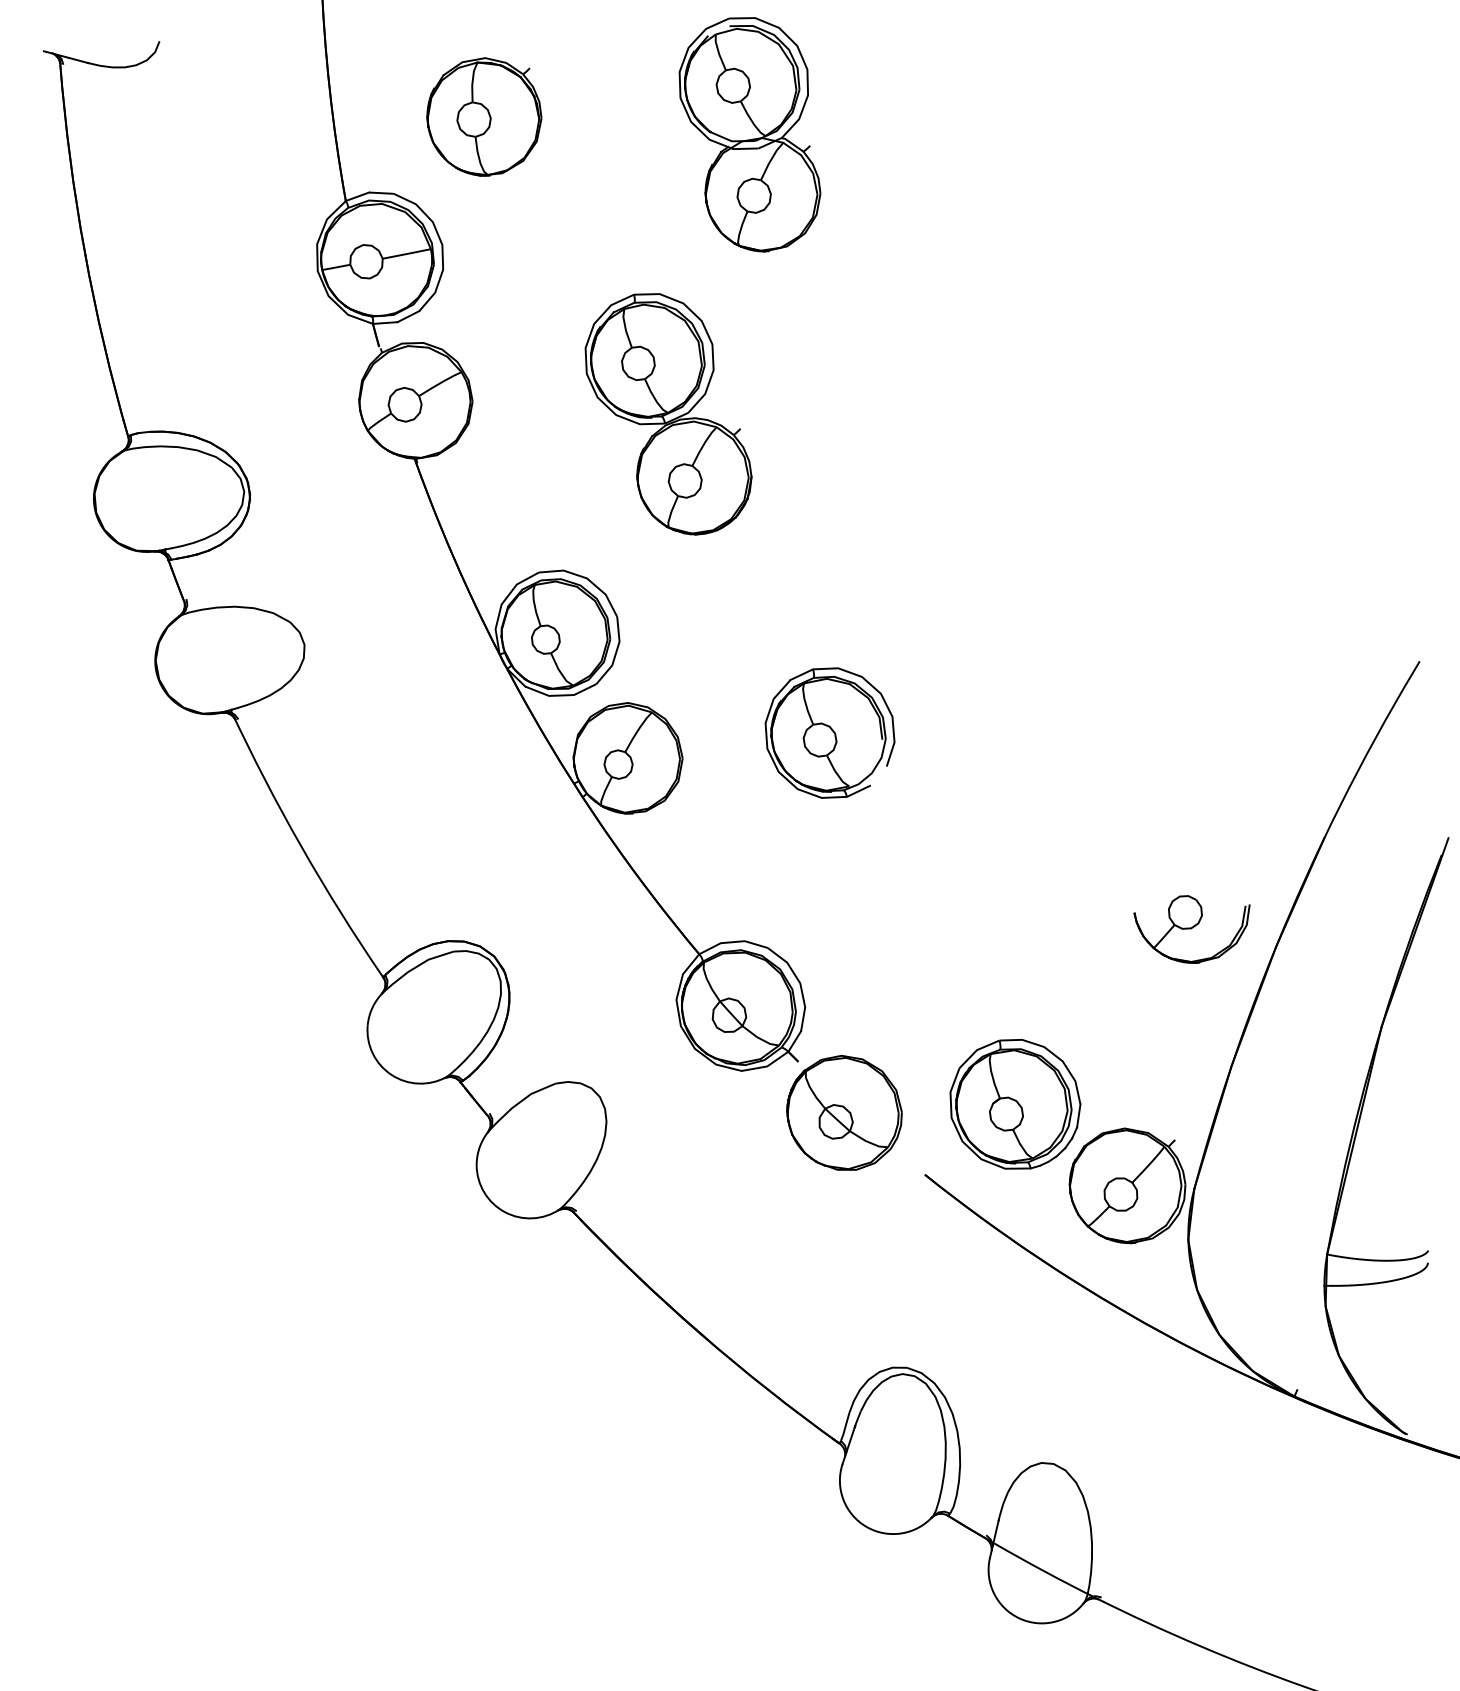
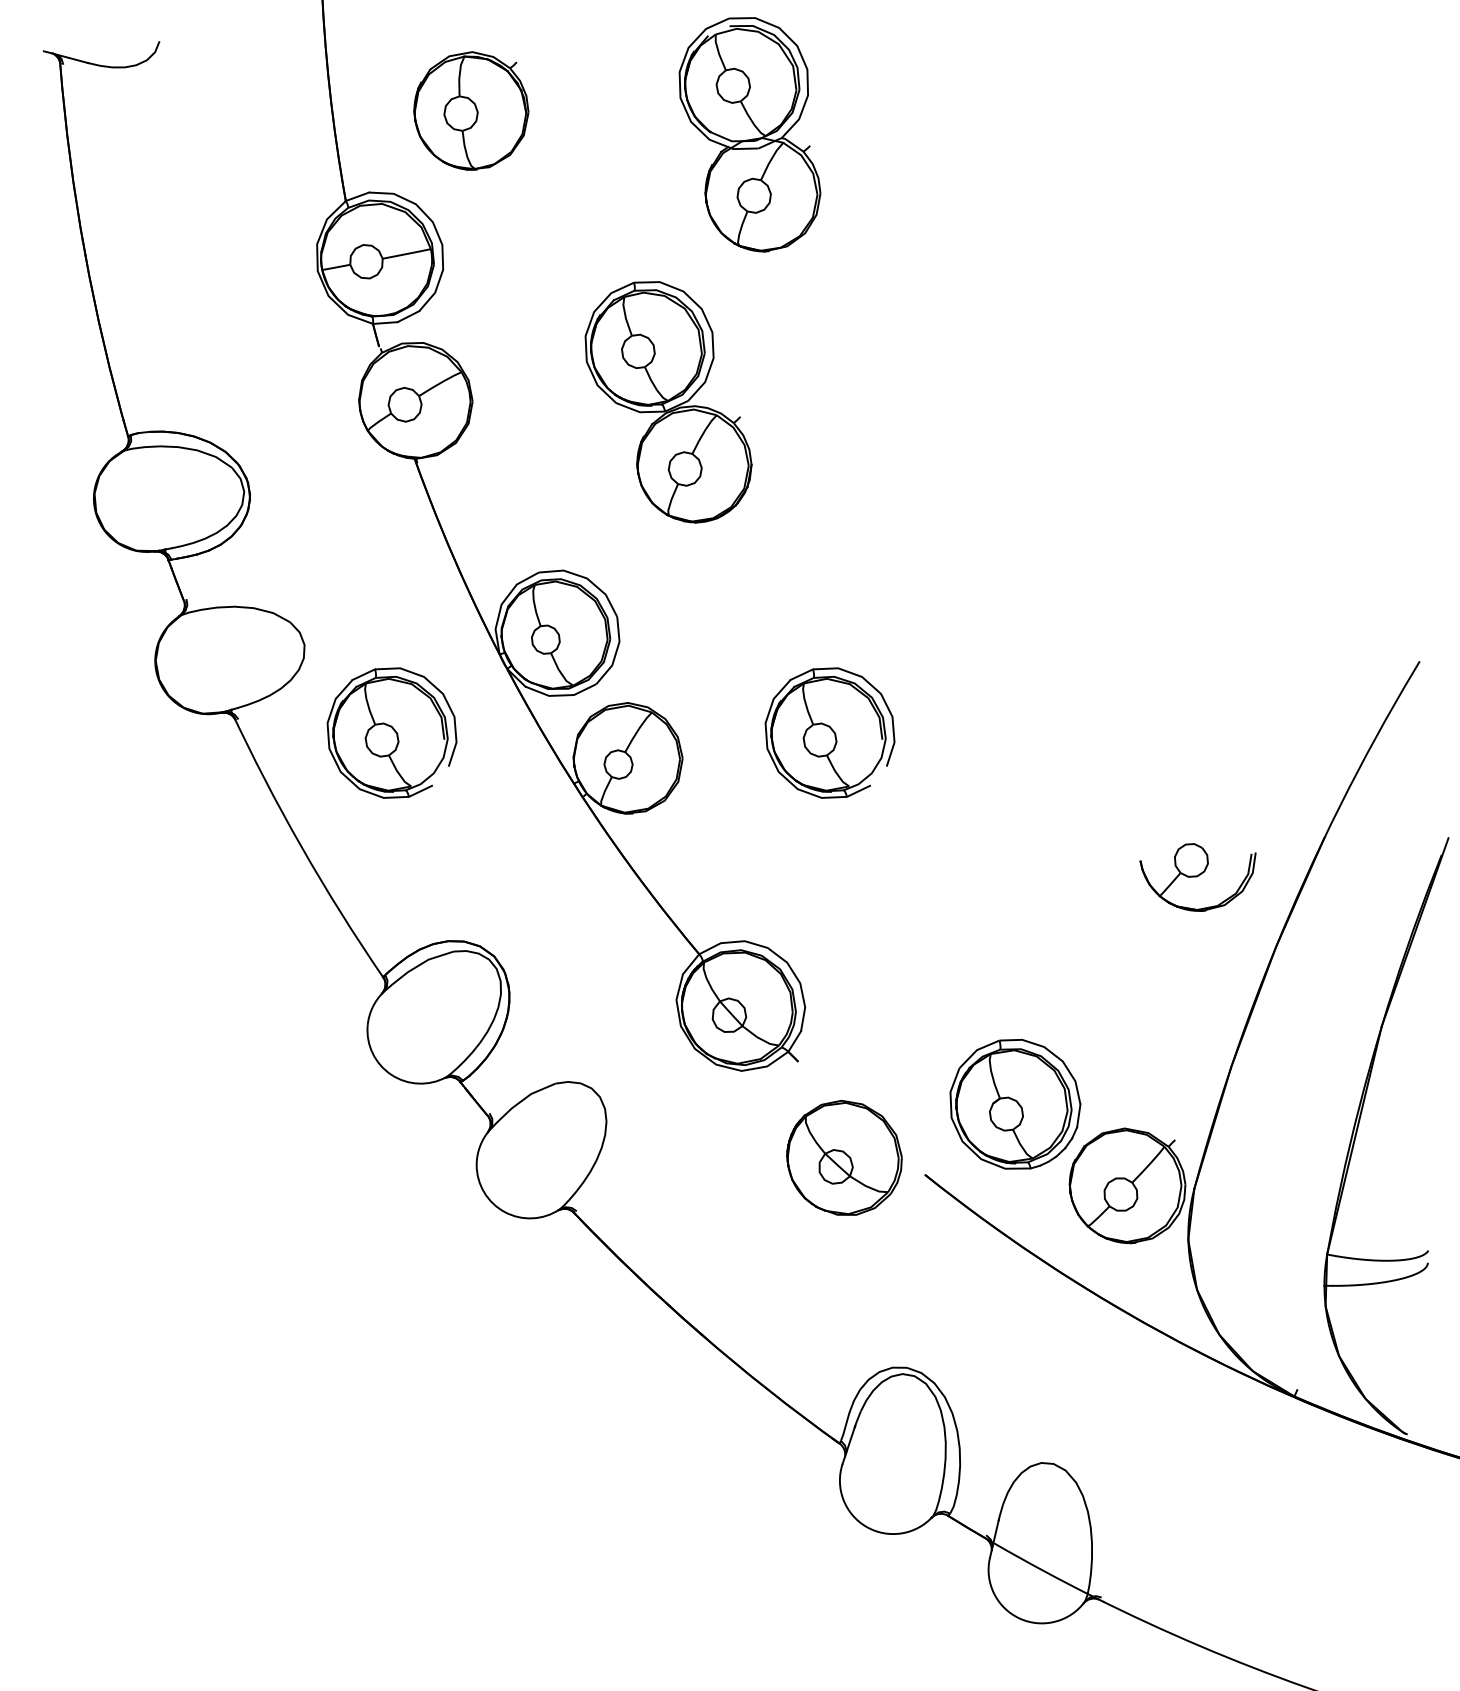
part position: (484, 116) -> (471, 110) (471, 110)
part position: (668, 414) -> (668, 402) (668, 402)
part: none -> present (391, 732)
part position: (1191, 929) -> (1197, 877) (1197, 877)
part position: (844, 1112) -> (844, 1157) (844, 1157)
